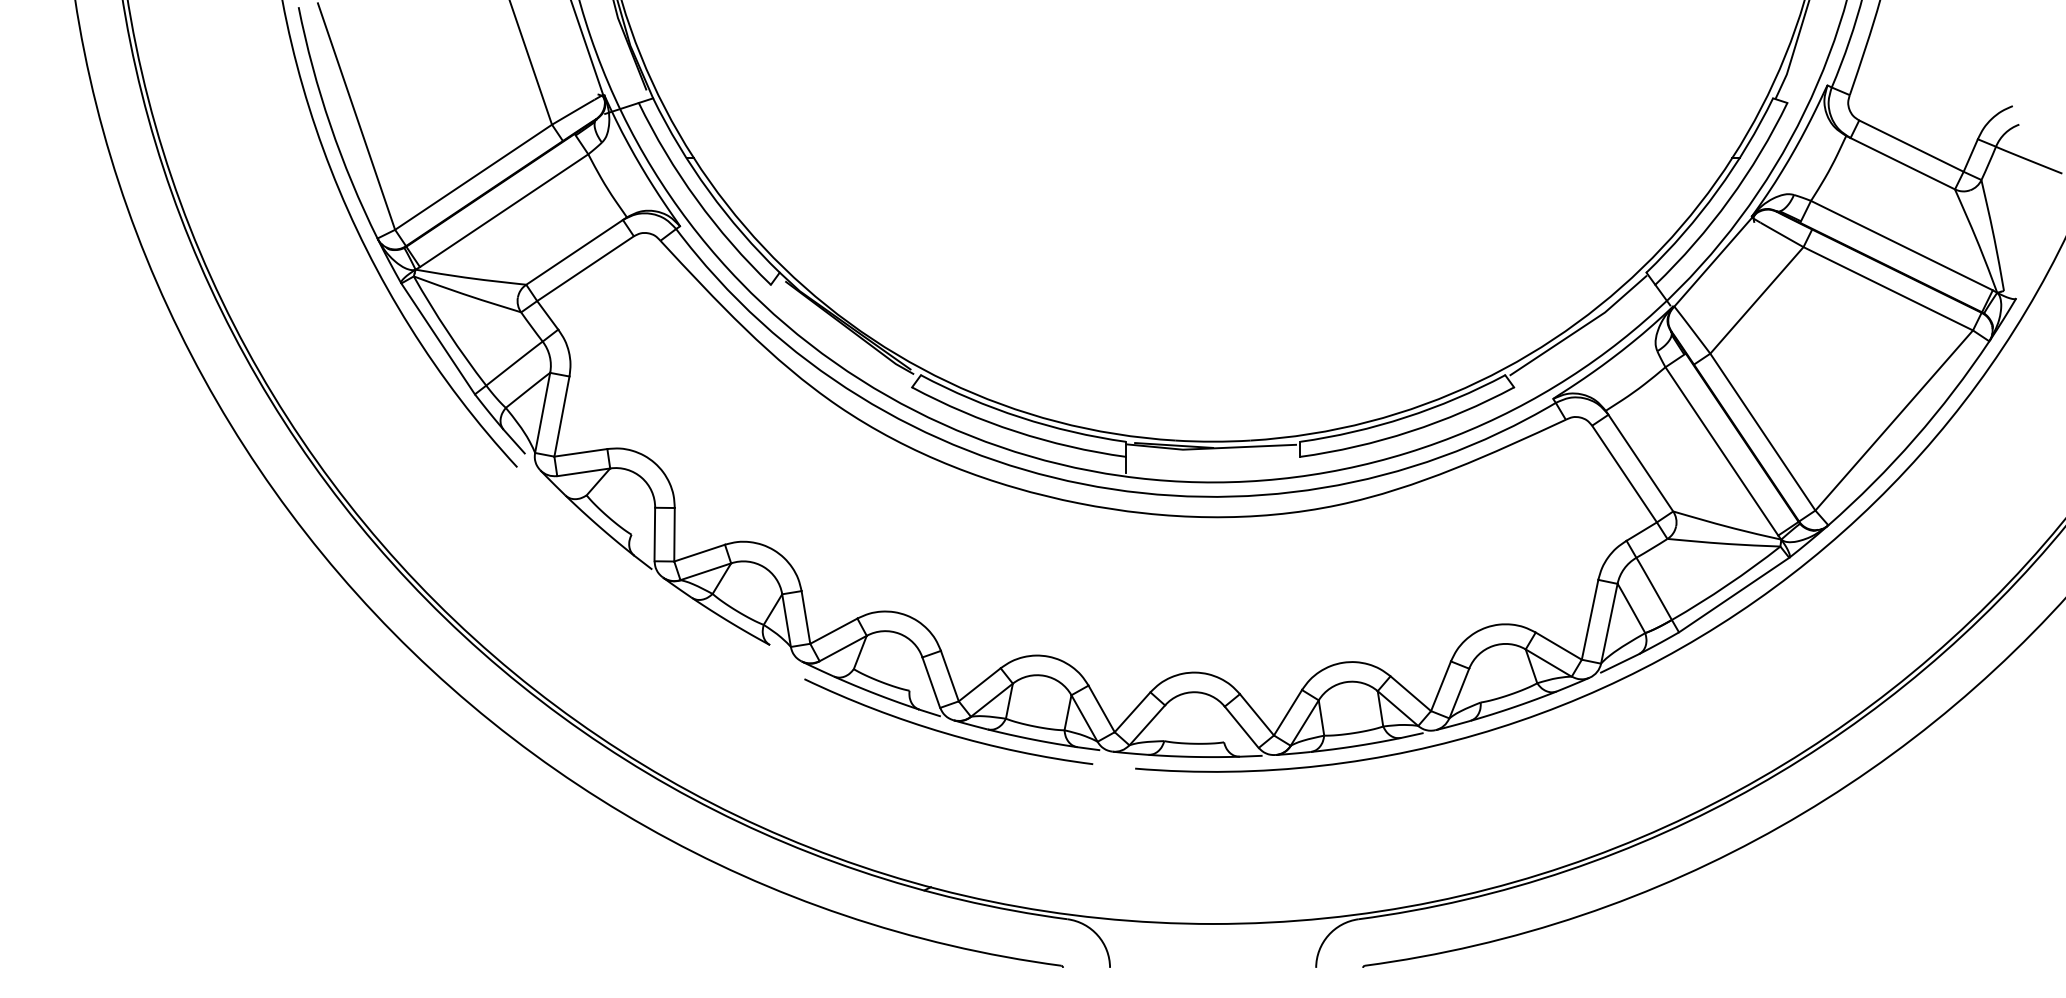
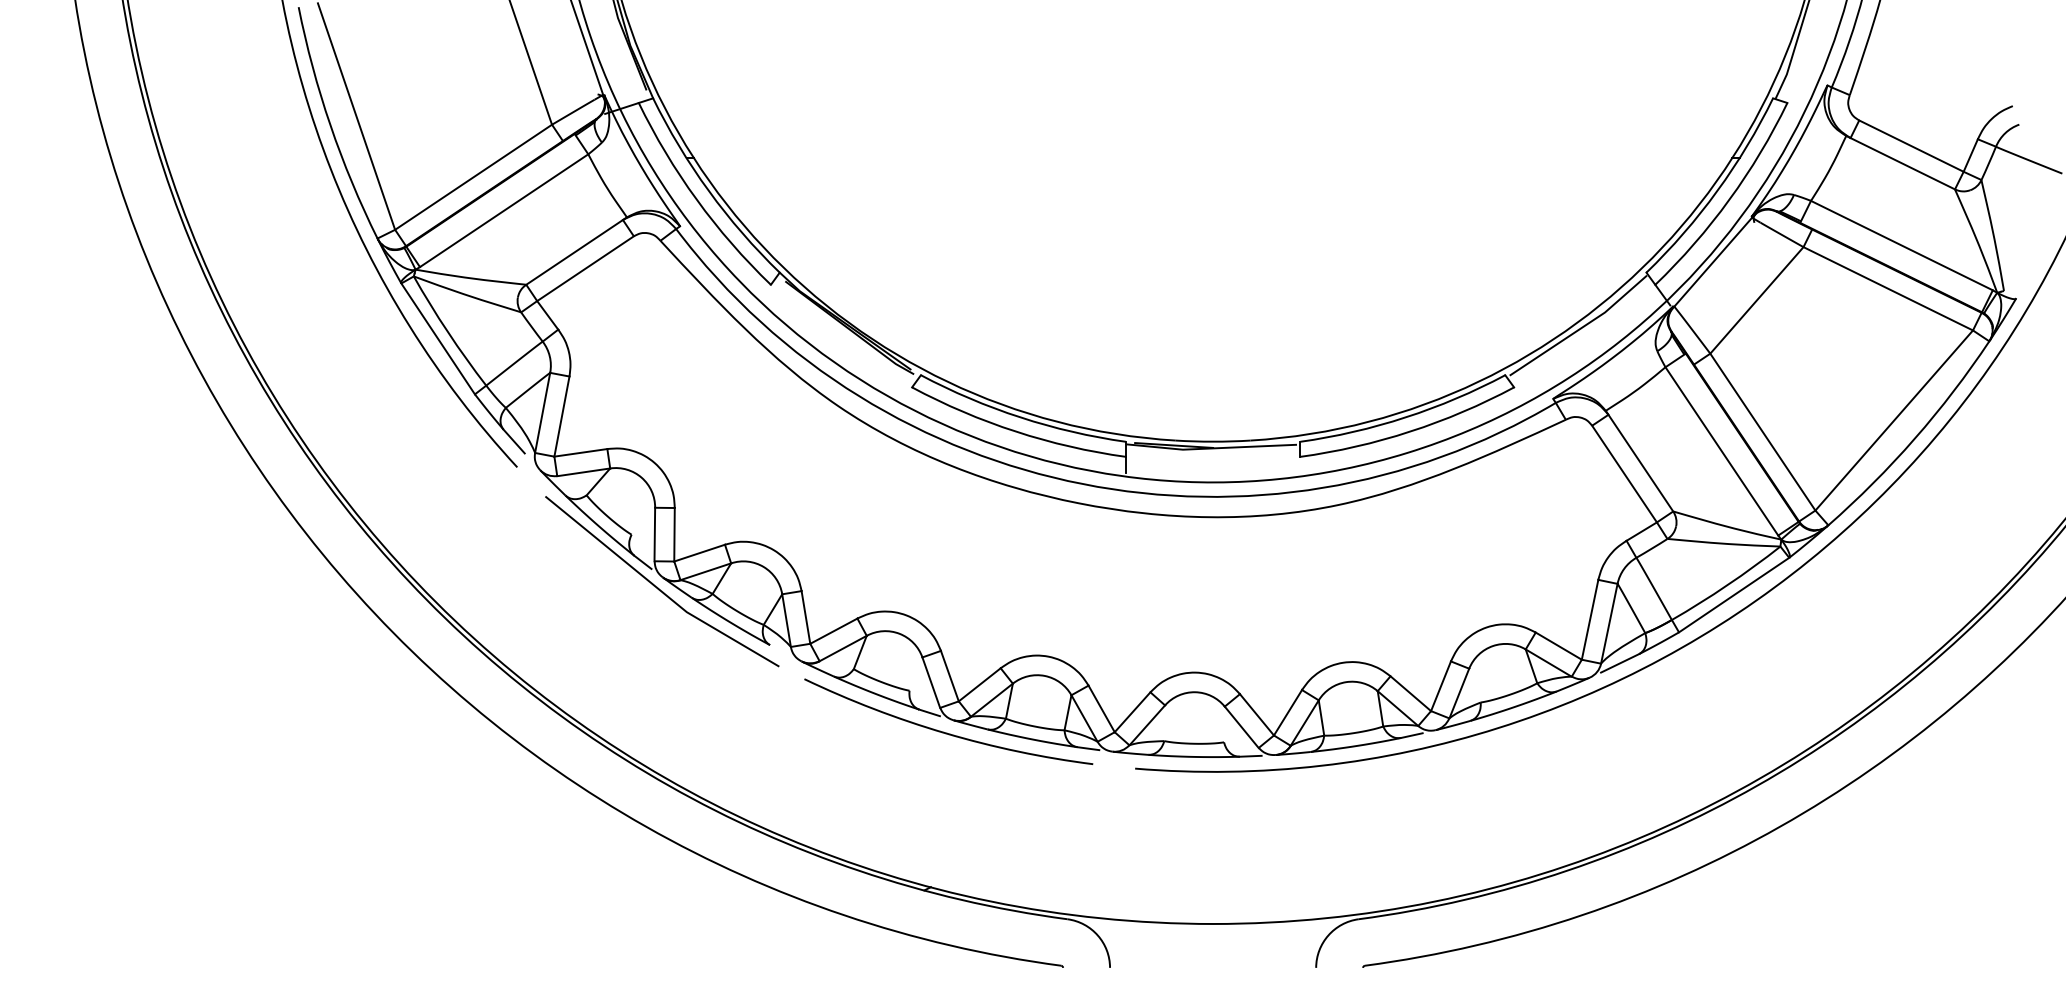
line: none -> present (657, 586)
